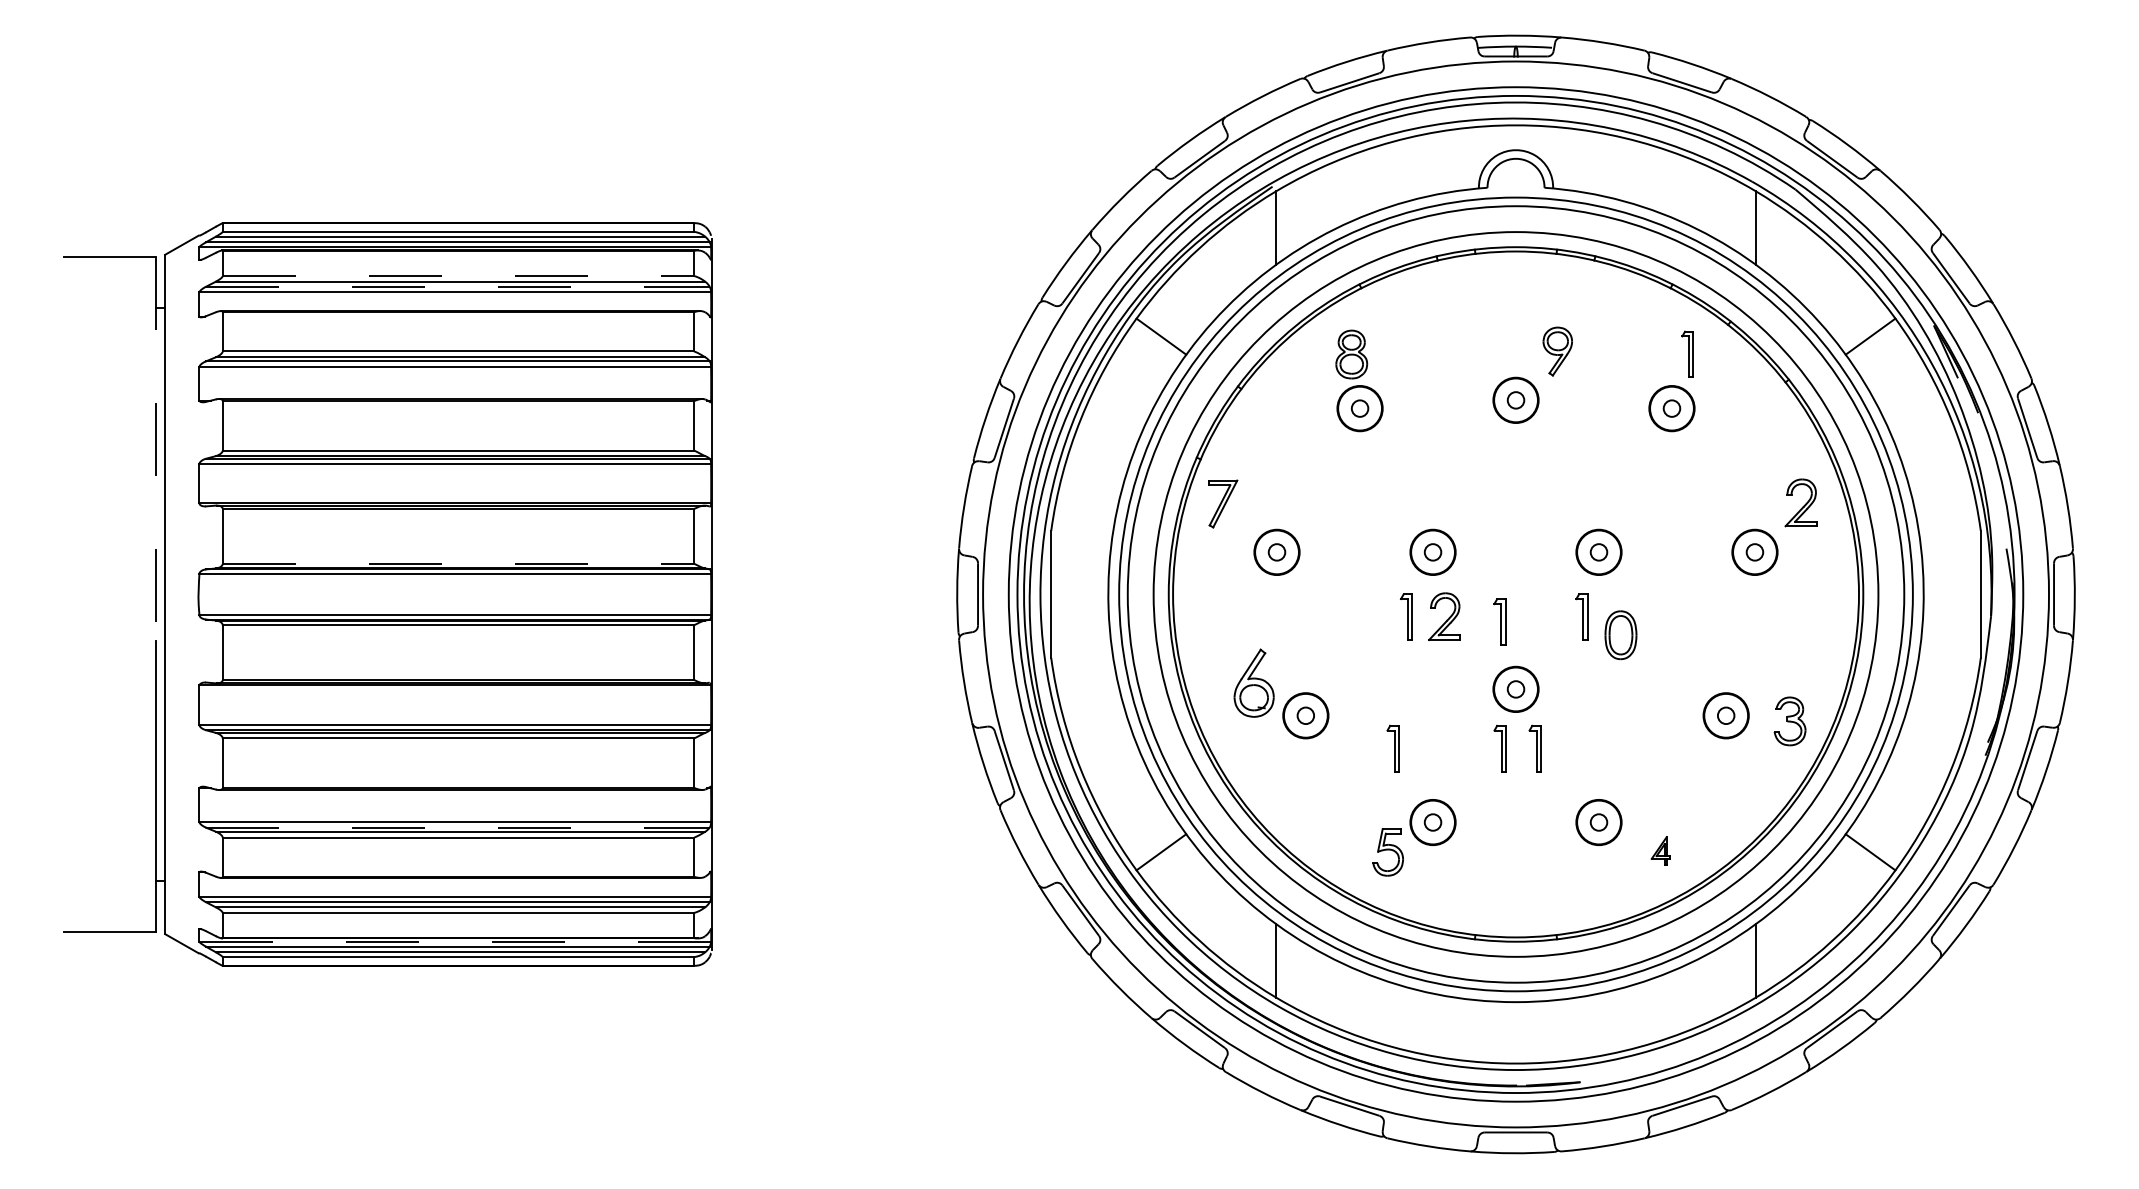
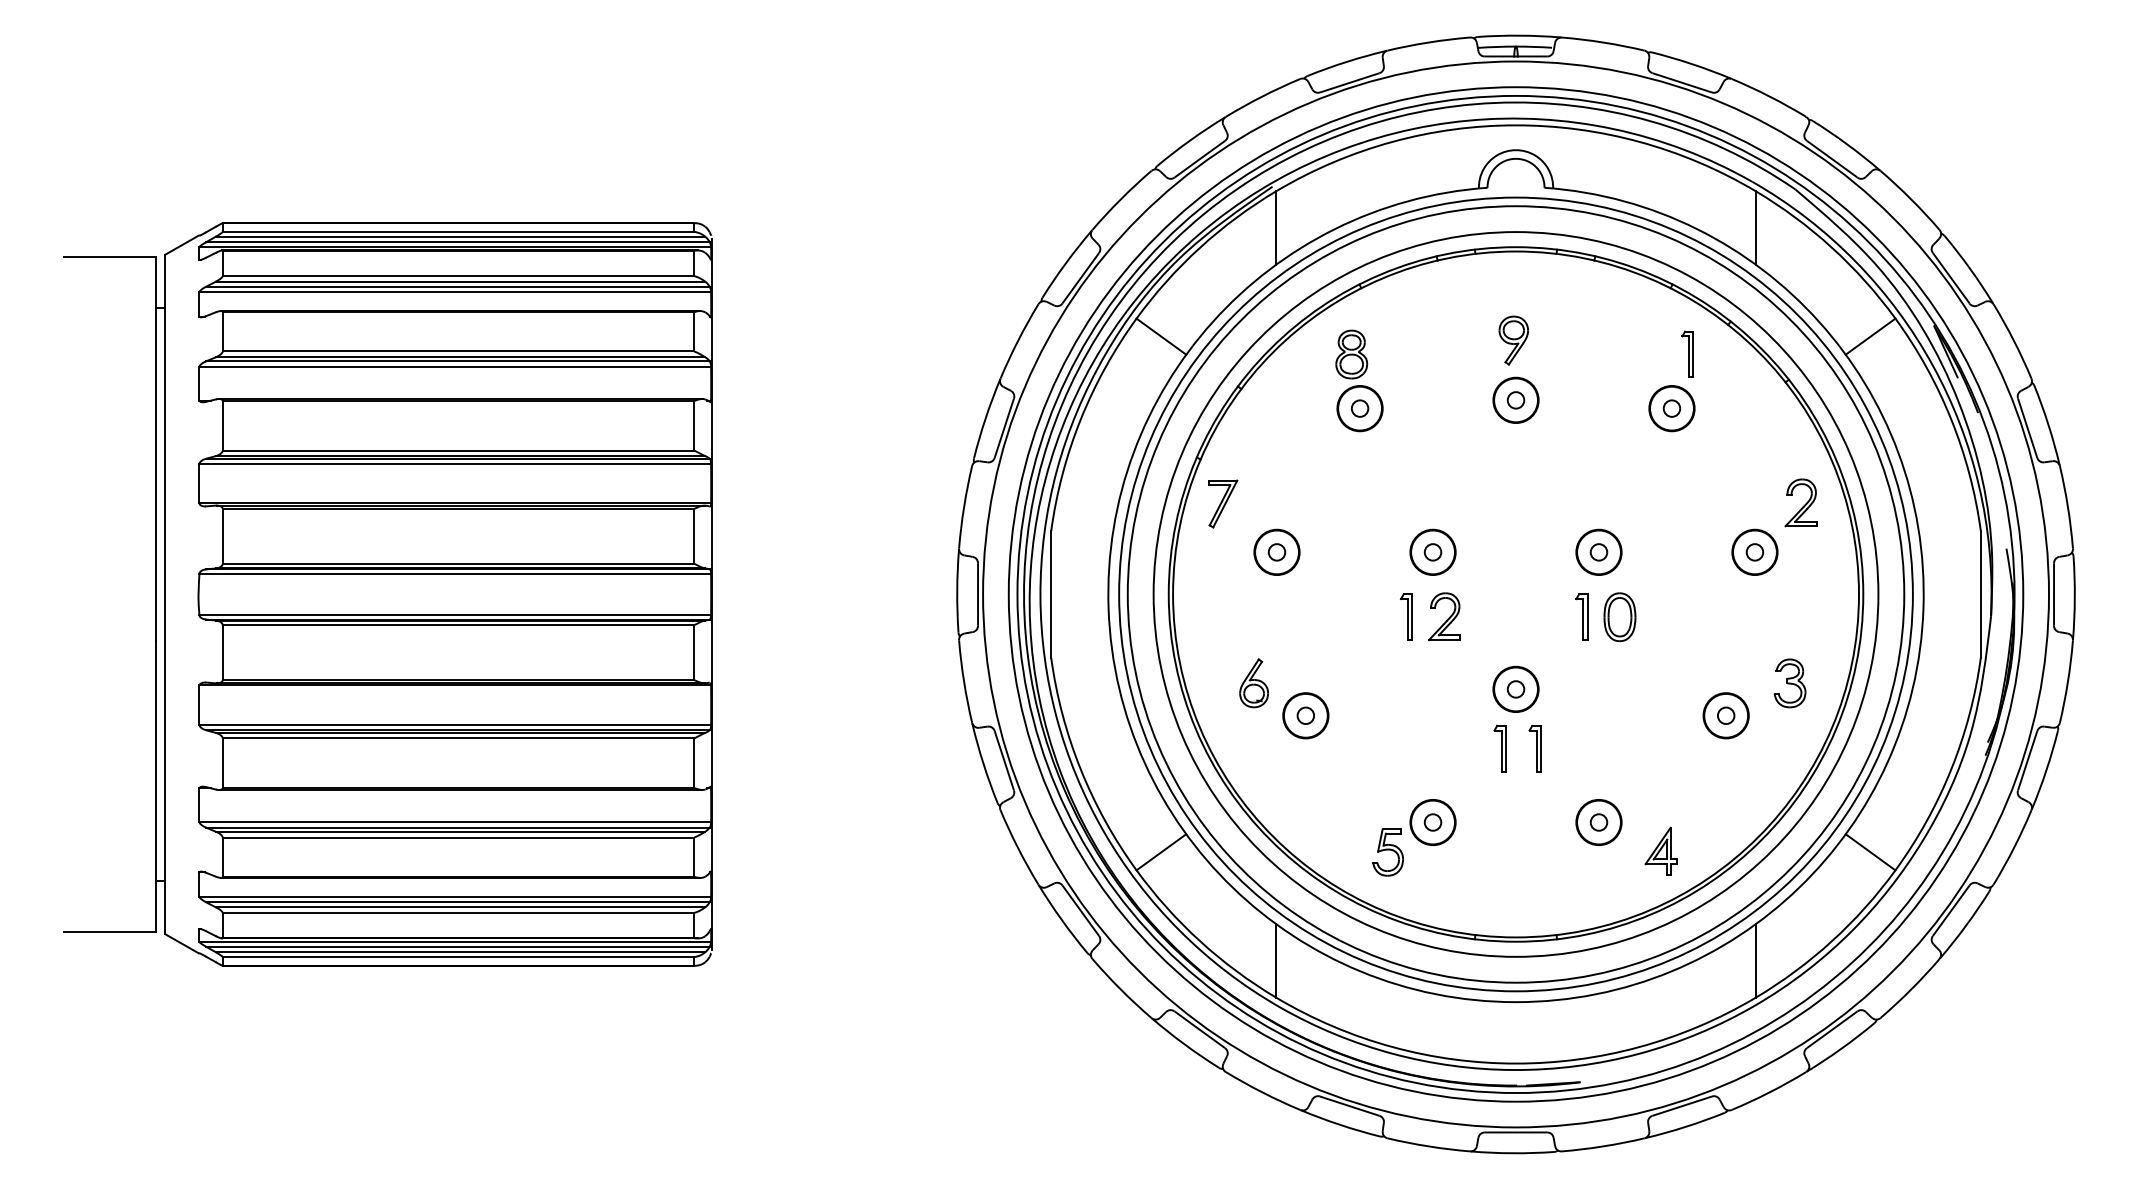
line: dashed -> solid (458, 276)
line: dashed -> solid (457, 286)
part position: (1557, 351) -> (1513, 340) (1513, 340)
line: dashed -> solid (155, 449)
line: dashed -> solid (458, 563)
part: present -> none (1499, 621)
part position: (1620, 635) -> (1619, 617) (1619, 617)
part size: 42x70 px -> 30x51 px (1253, 683)
part position: (1789, 721) -> (1789, 683) (1789, 683)
part: present -> none (1392, 748)
line: dashed -> solid (457, 827)
part size: 21x30 px -> 34x50 px (1660, 850)
line: dashed -> solid (455, 942)
